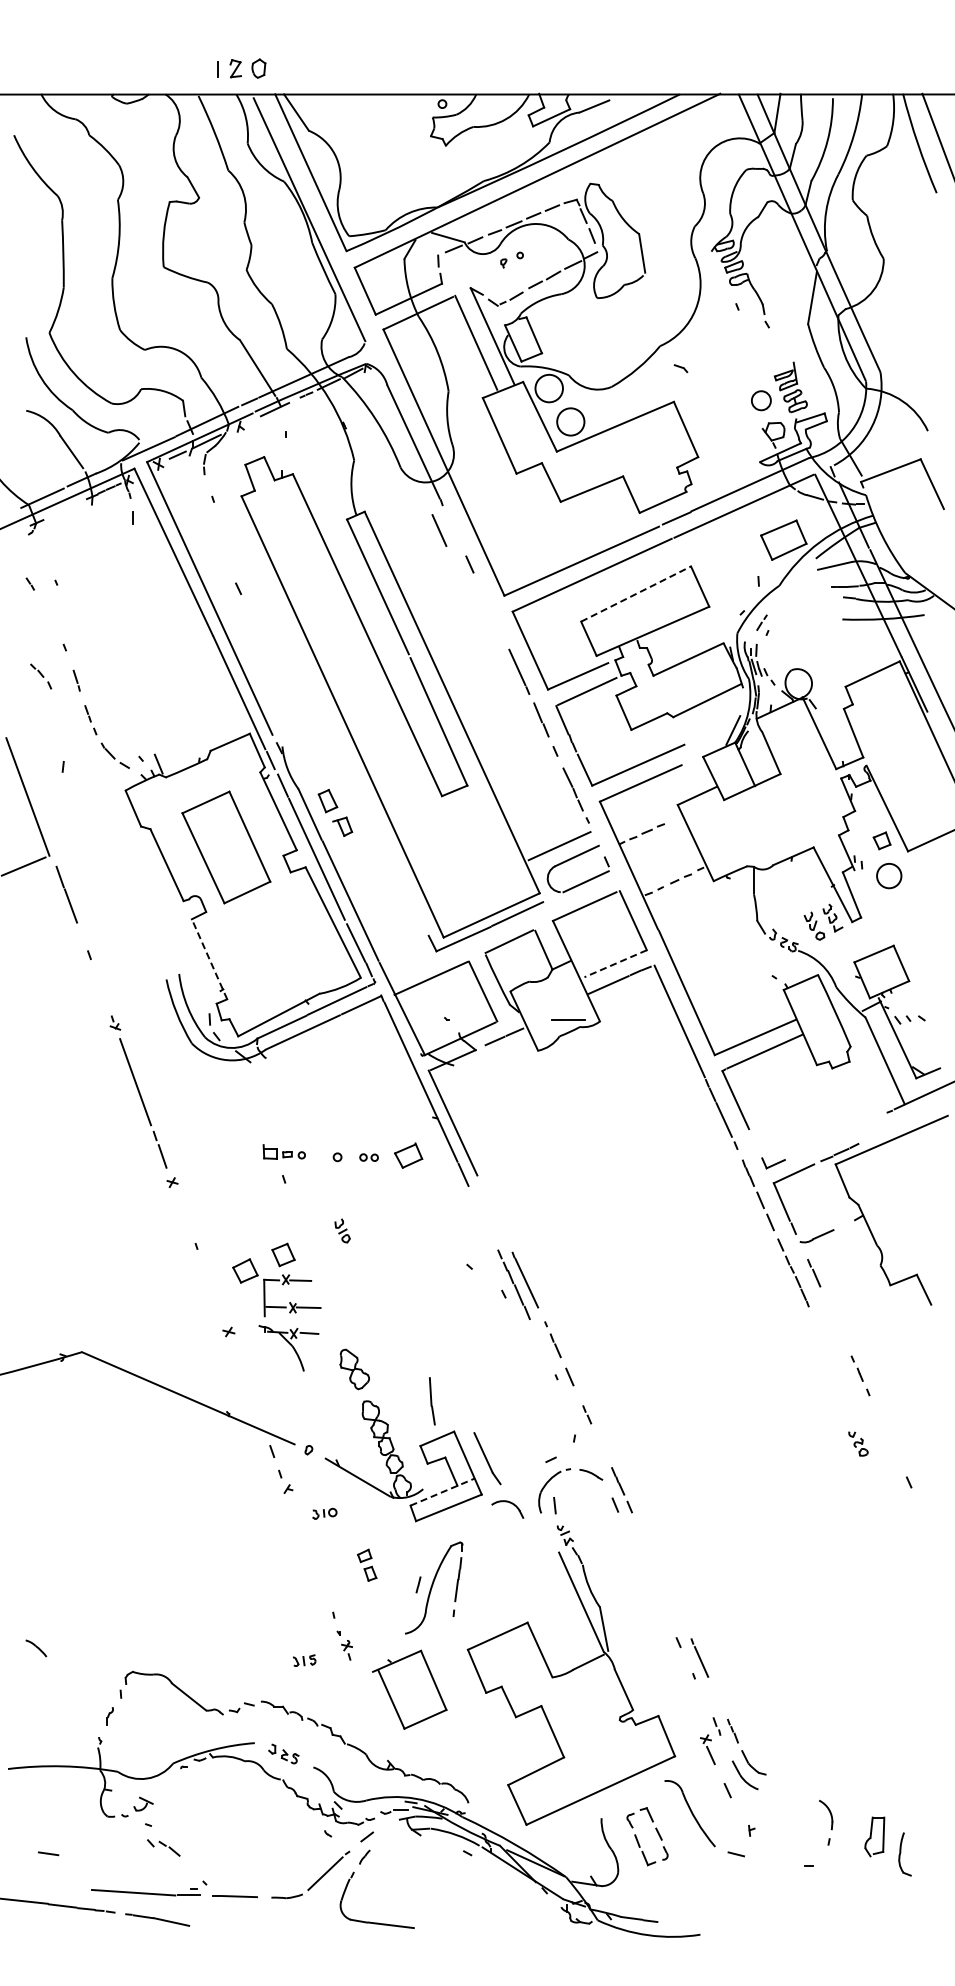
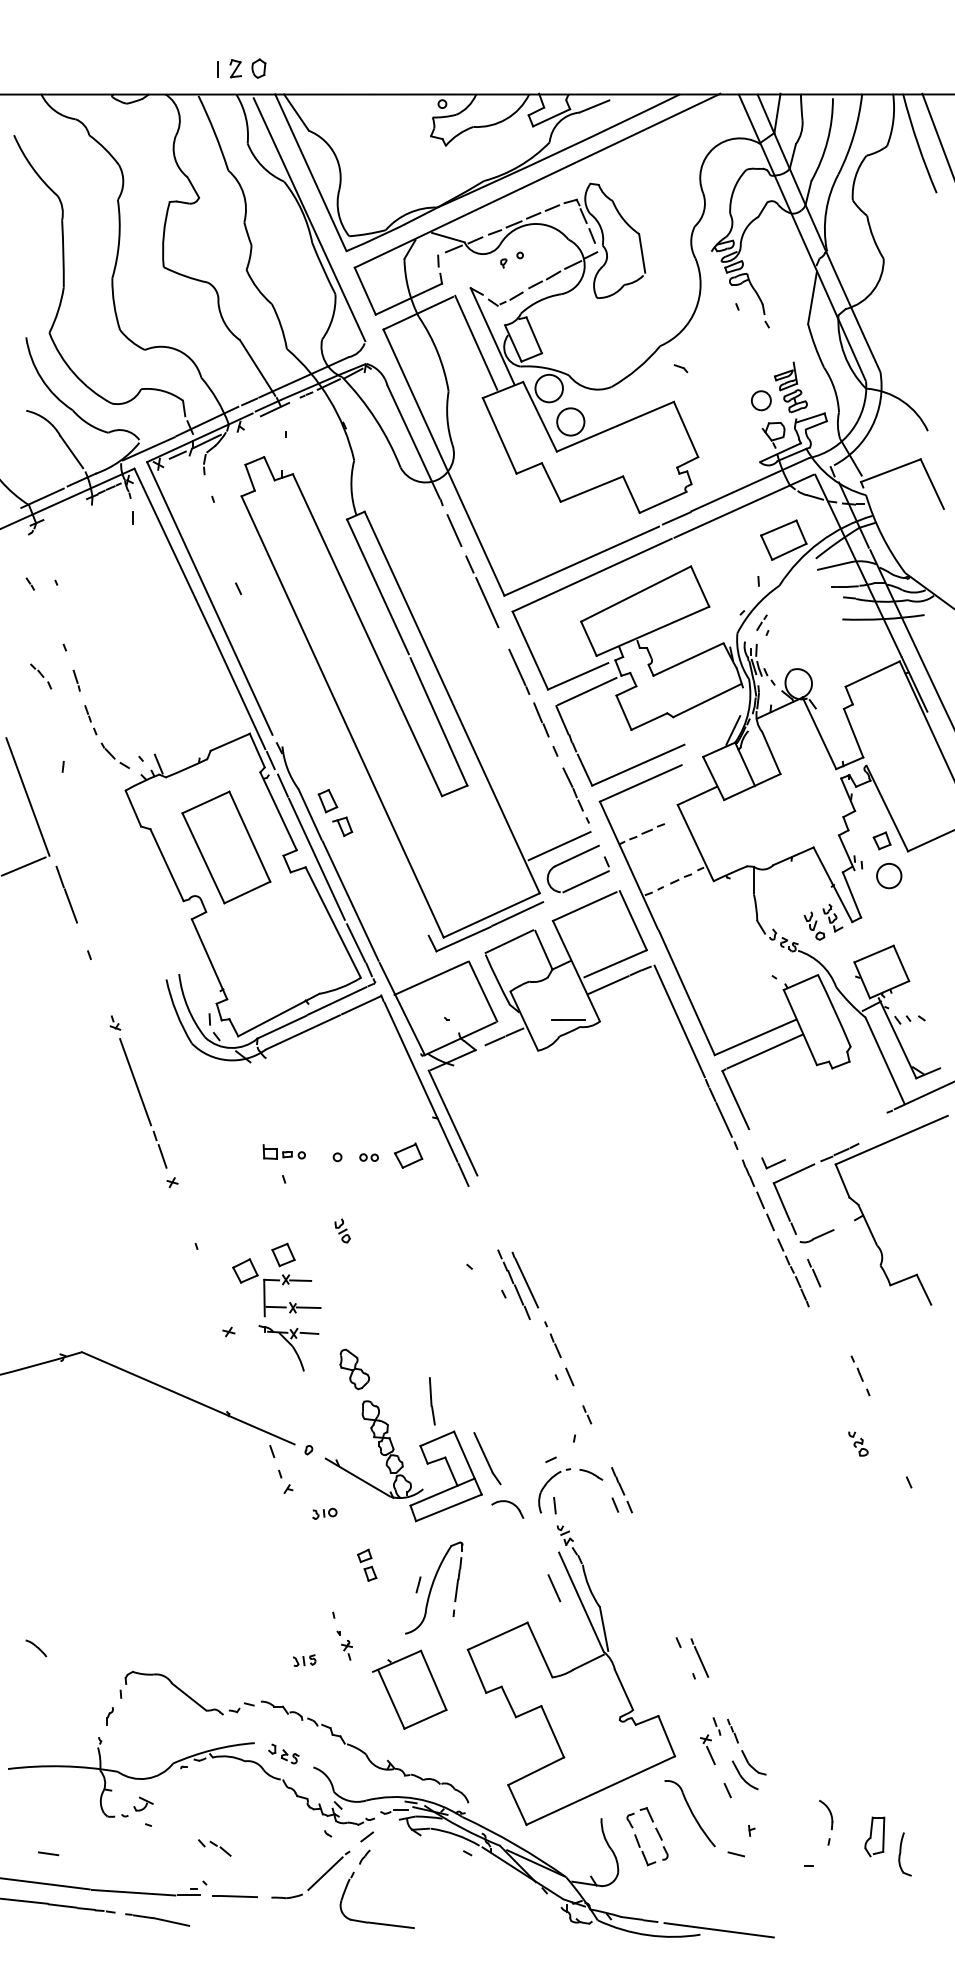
line position: (439, 530) -> (454, 530) (454, 530)
line: dashed -> solid (636, 593)
line: none -> present (487, 602)
line: dashed -> solid (209, 959)
line: dashed -> solid (615, 963)
line: dashed -> solid (442, 1492)
line: none -> present (554, 1588)
part position: (163, 1847) -> (214, 1847) (214, 1847)
line: none -> present (45, 1883)
line: none -> present (718, 1930)
